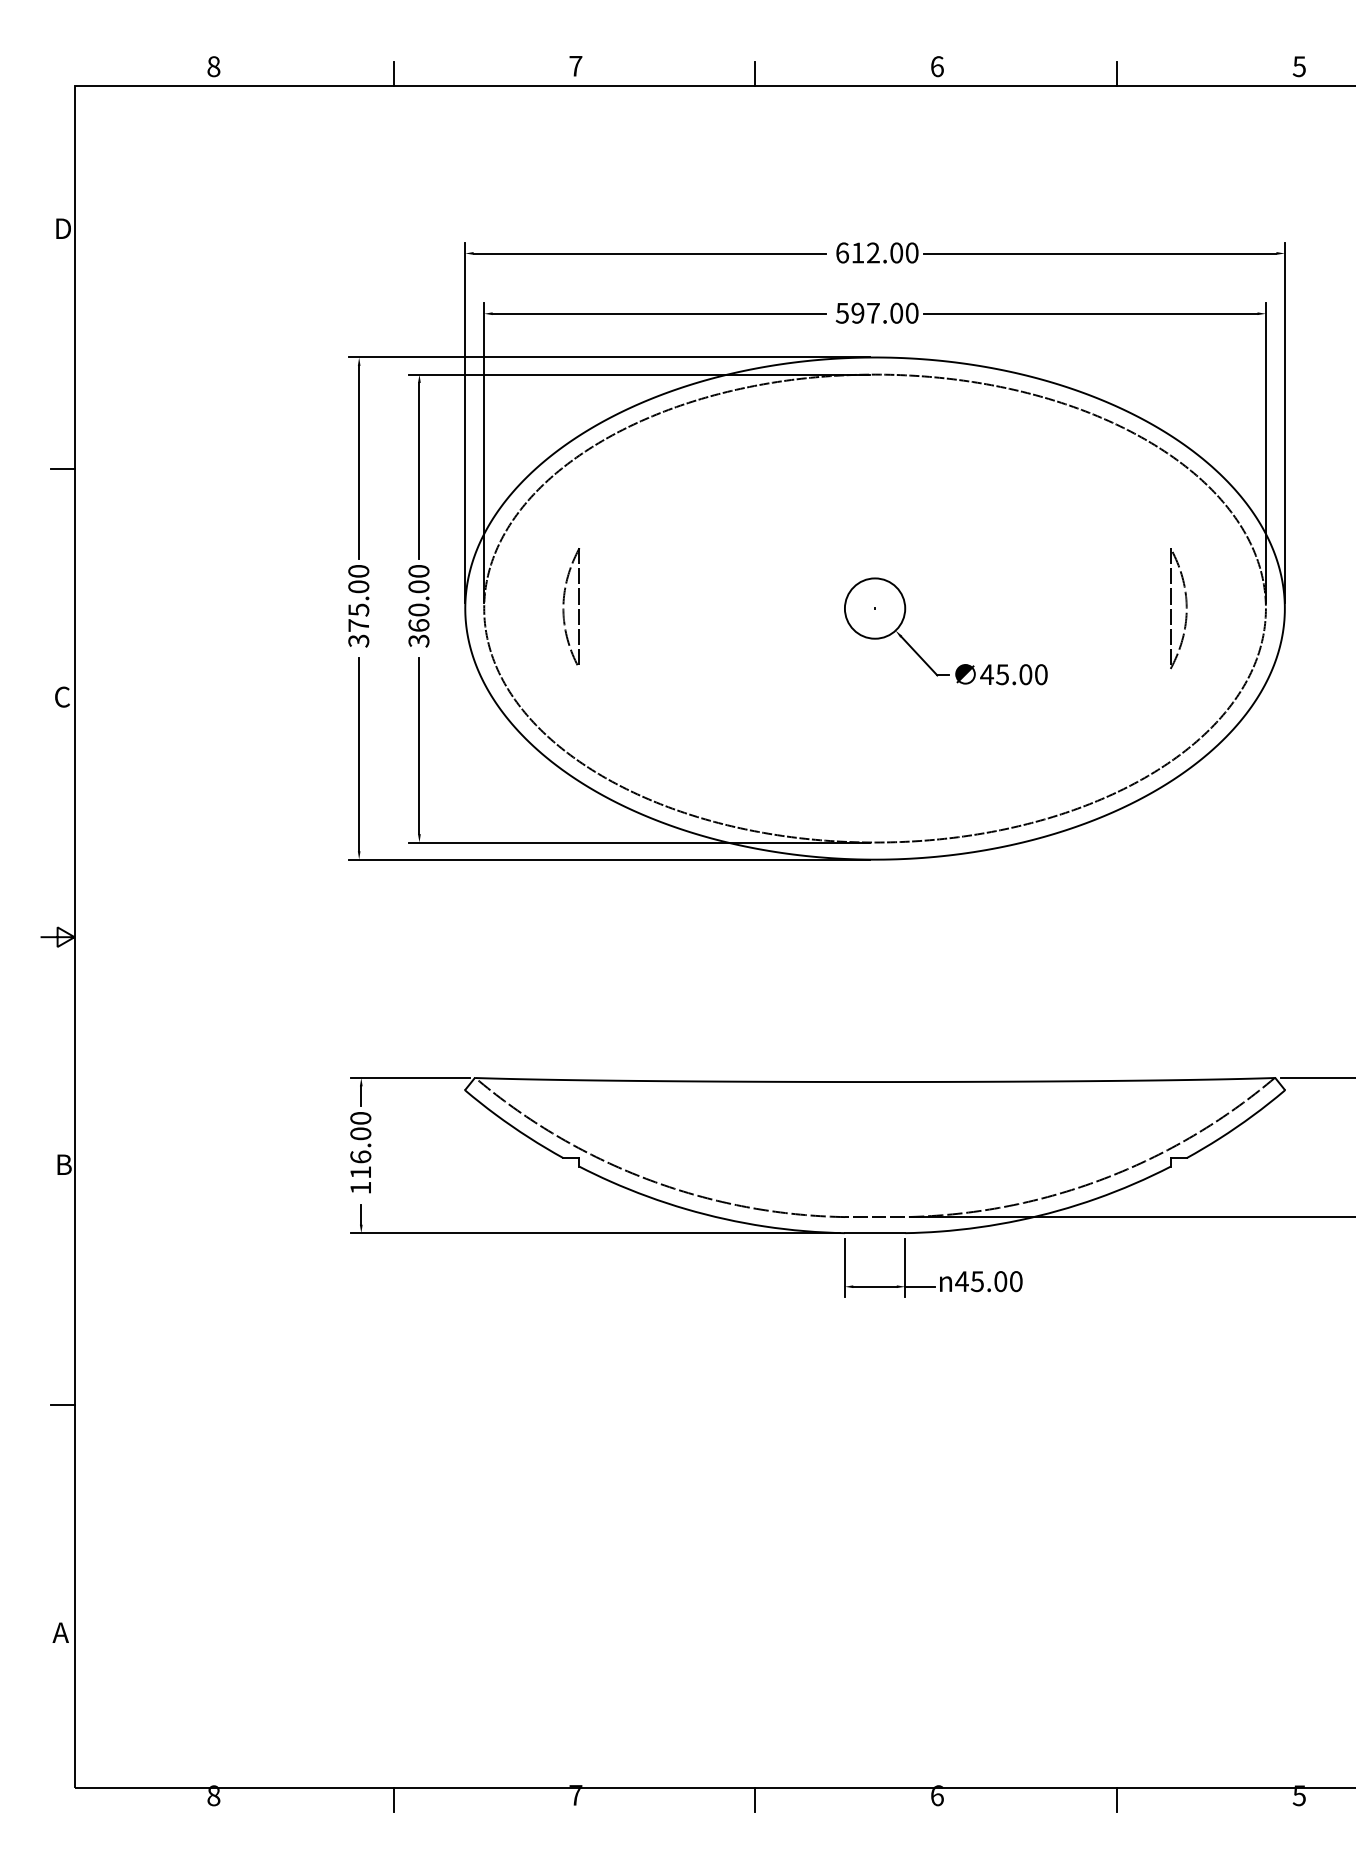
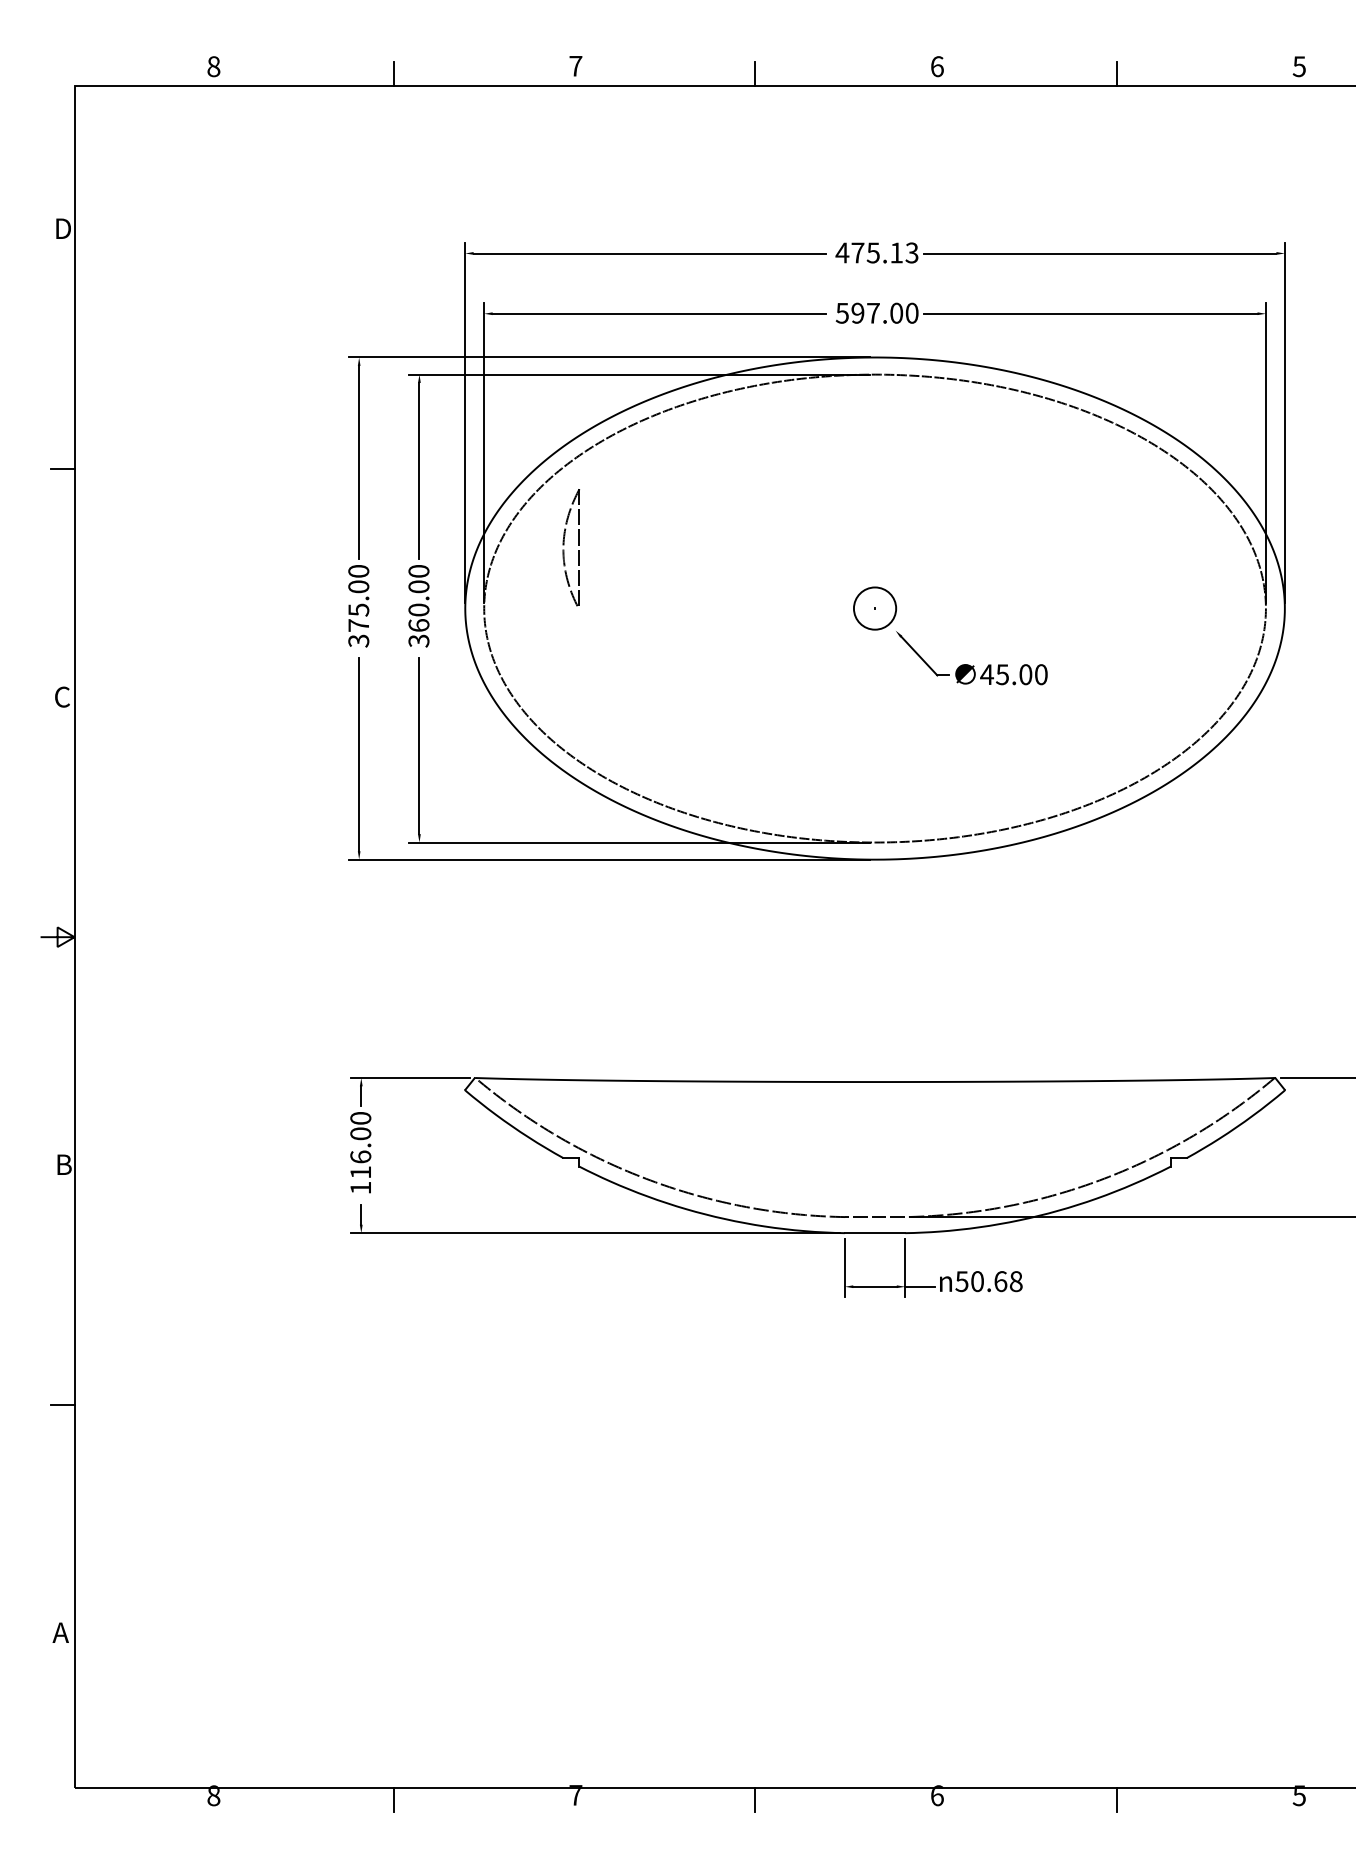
text: 612.00 -> 475.13 (876, 252)
part position: (564, 604) -> (564, 545) (564, 545)
circle diameter: 60 px -> 42 px (874, 608)
part: present -> none (1185, 608)
text: 45.00 -> 50.68 (988, 1281)
